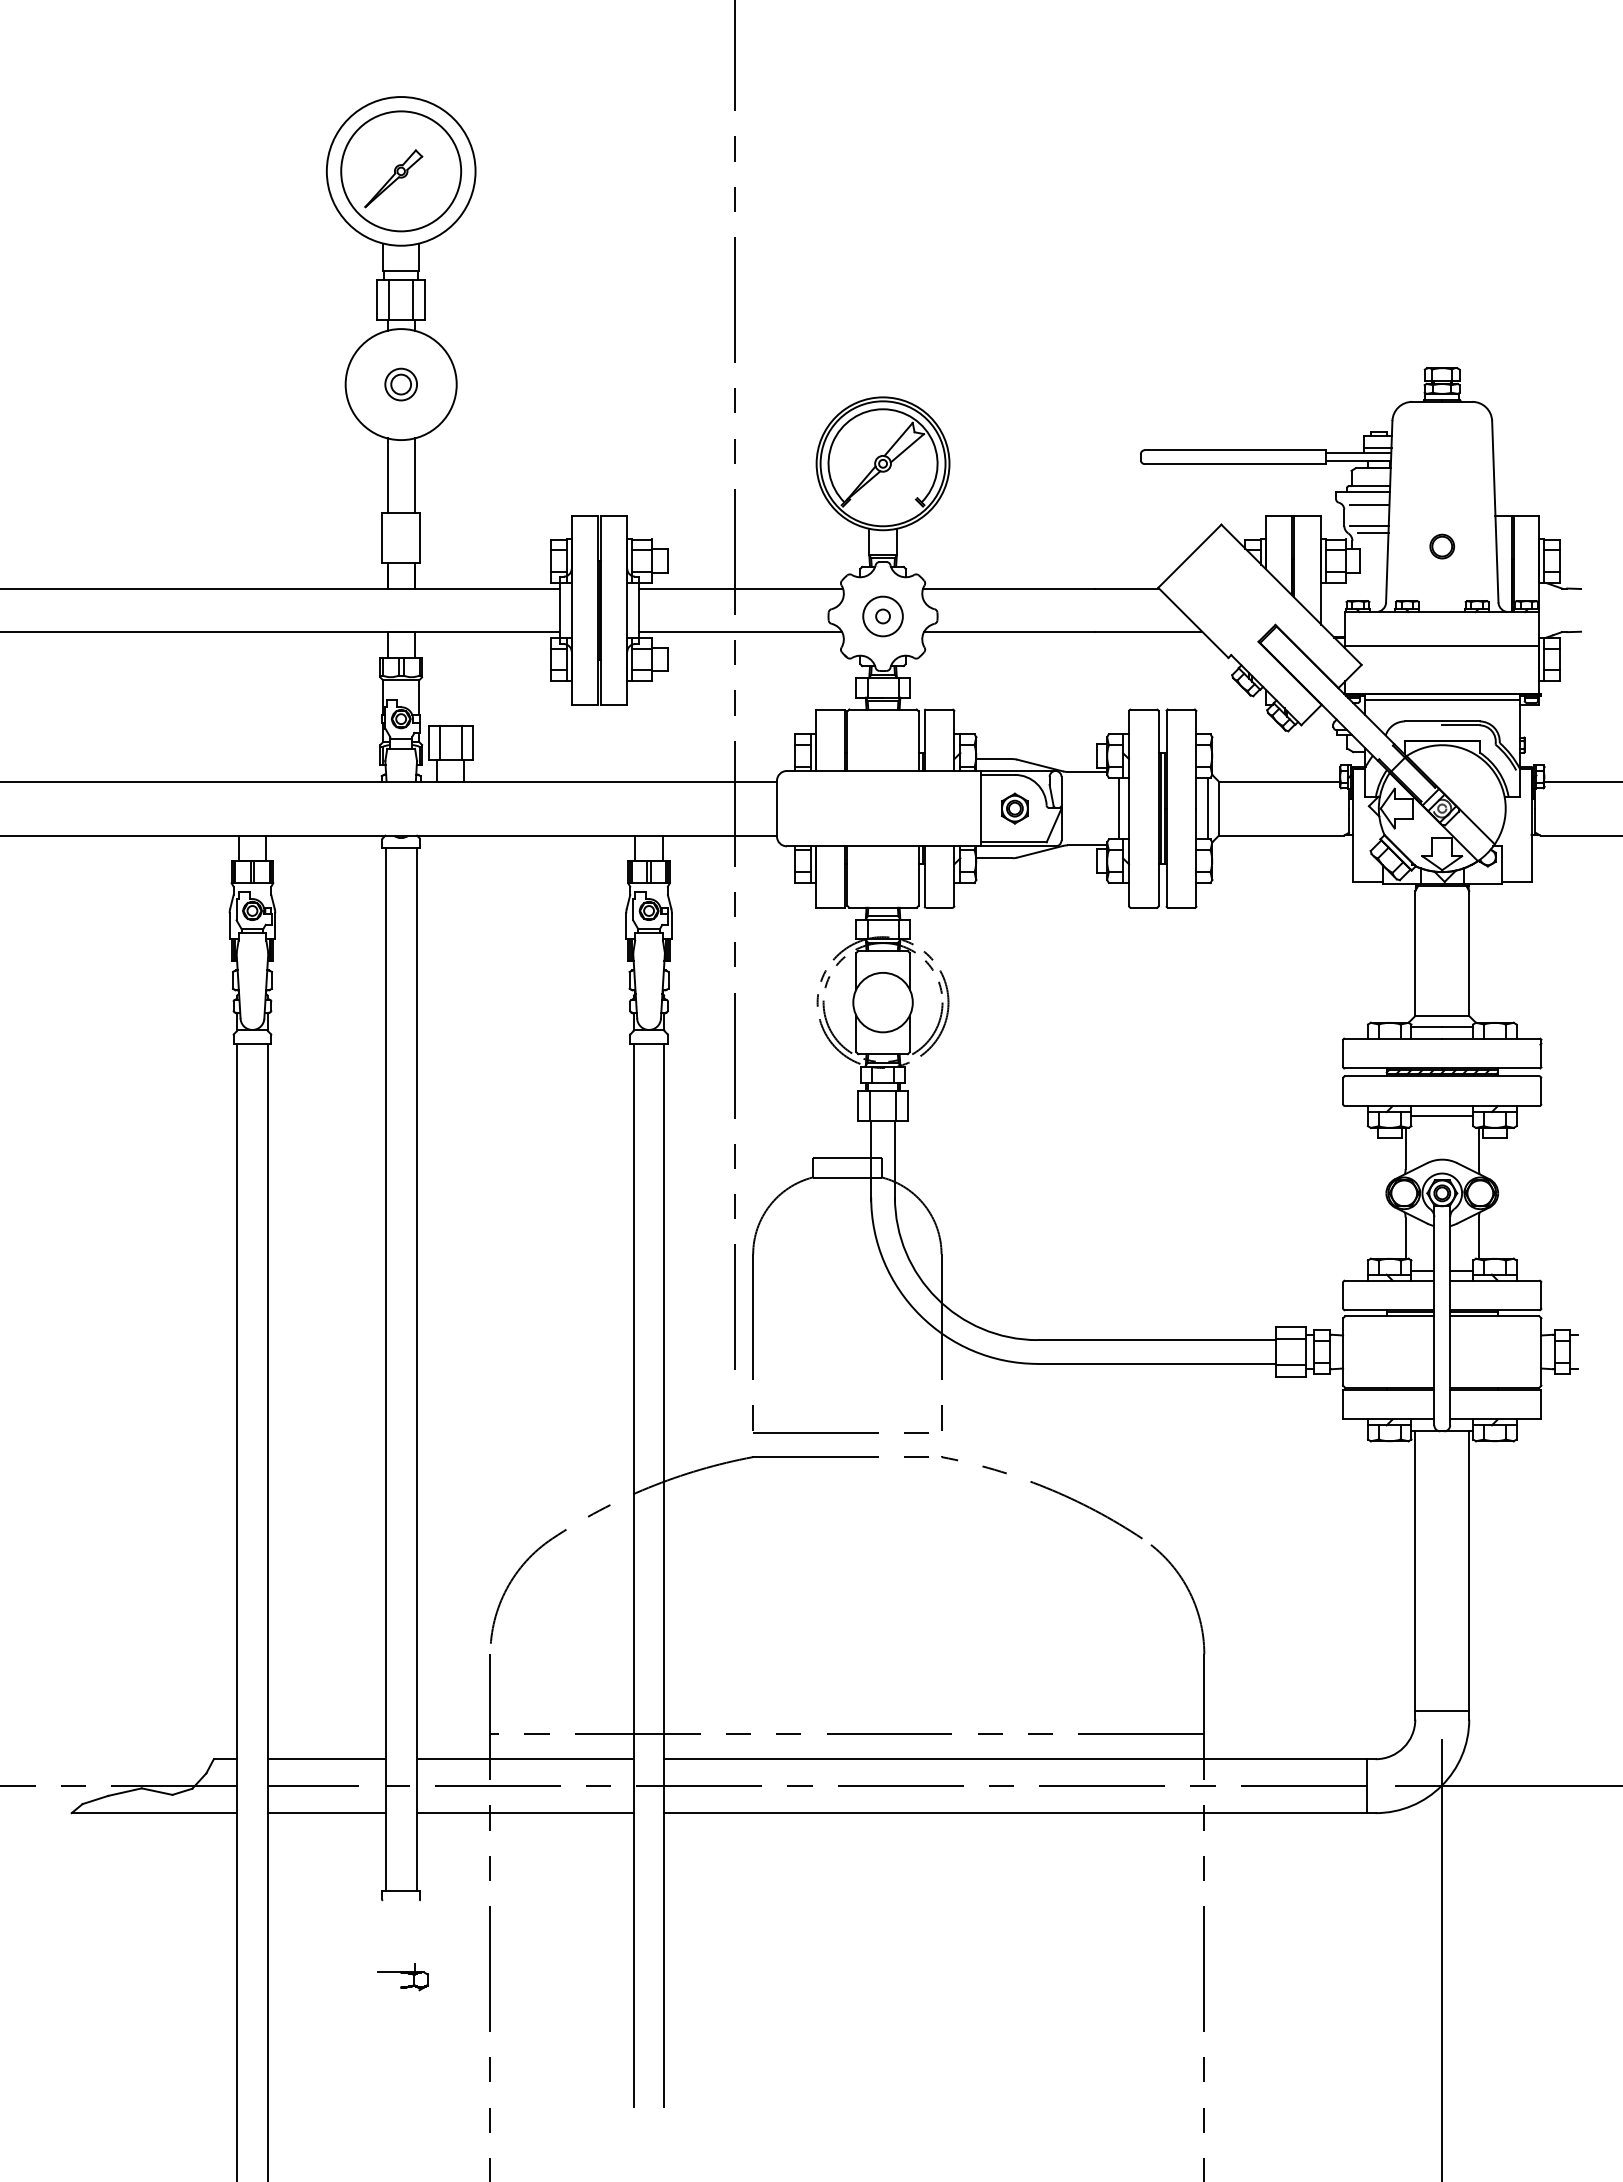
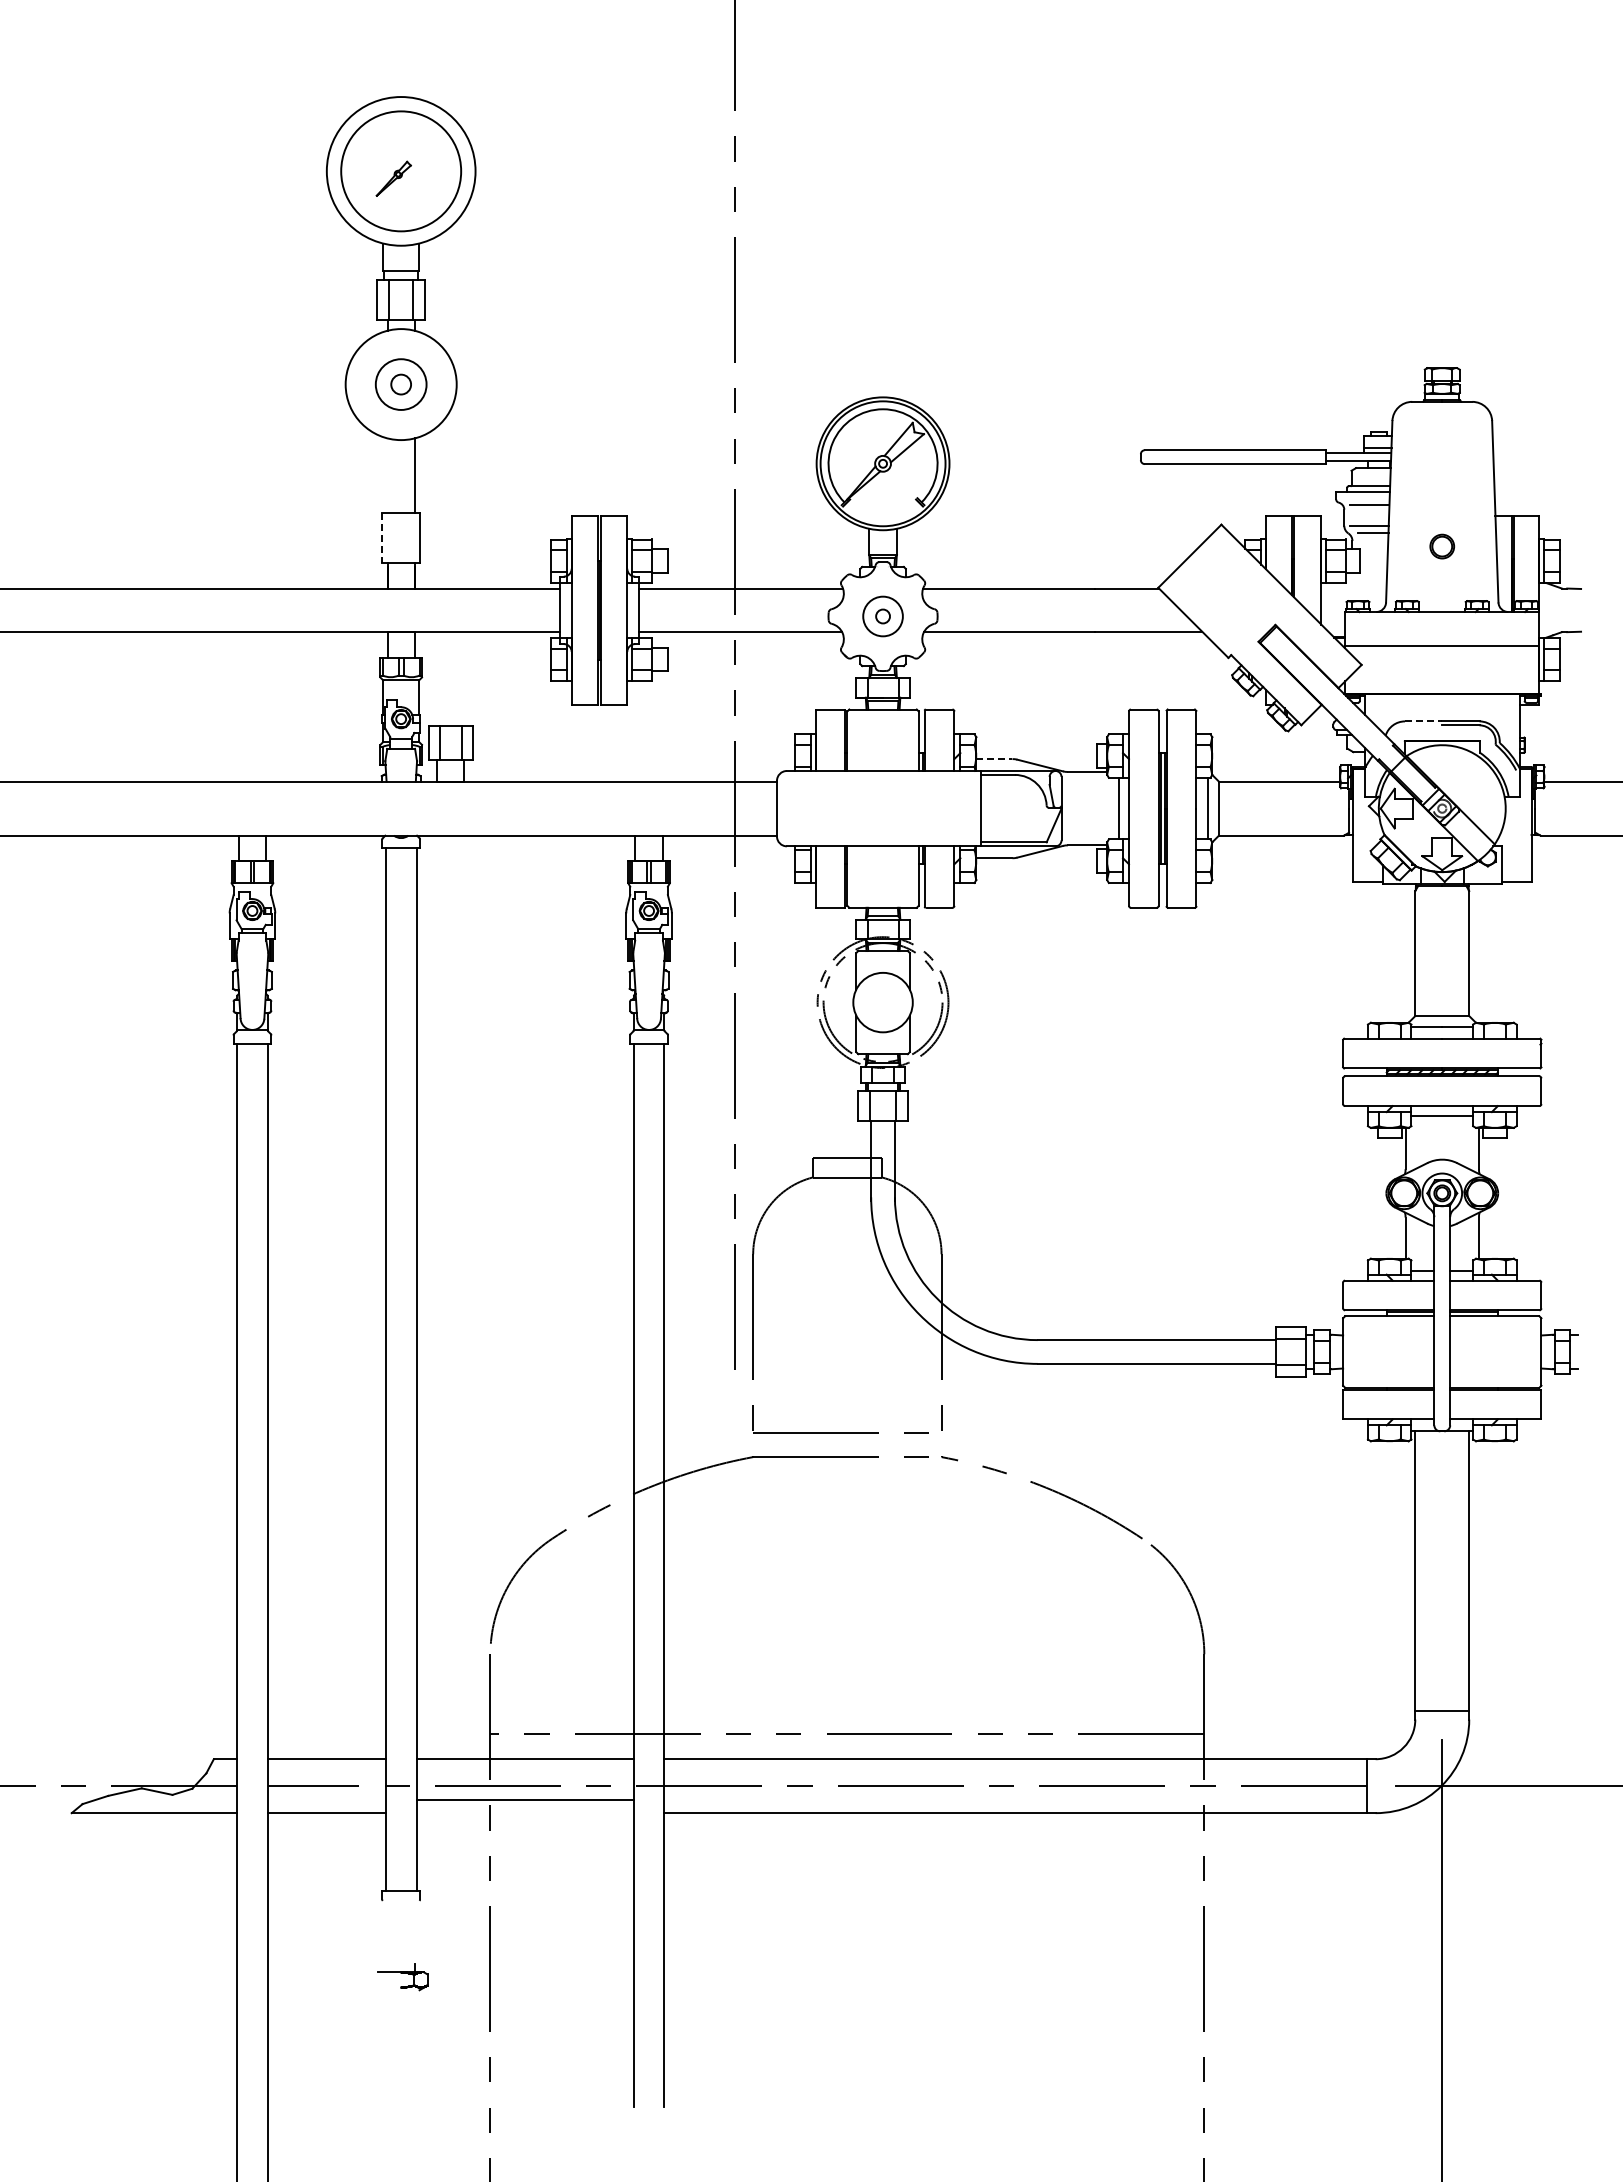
part size: 60x60 px -> 37x37 px (393, 178)
circle diameter: 32 px -> 51 px (400, 384)
line: present -> none (387, 475)
line: solid -> dashed (382, 538)
line: present -> none (1441, 699)
line: solid -> dashed (1423, 721)
line: solid -> dashed (994, 759)
part: present -> none (1014, 808)
line position: (524, 1813) -> (524, 1800) (524, 1800)
